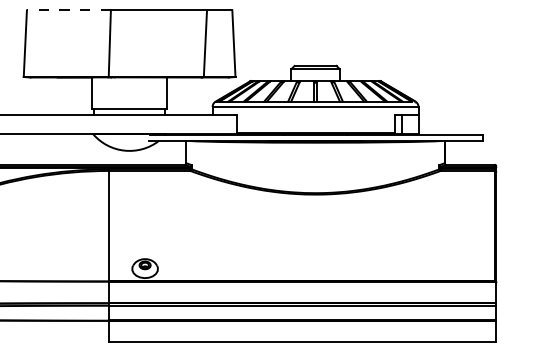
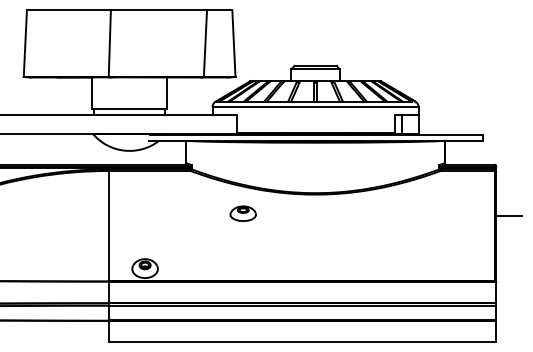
line: dashed -> solid (68, 10)
part: none -> present (242, 213)
line: none -> present (508, 216)
